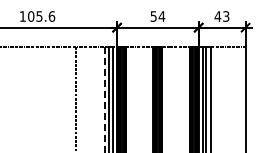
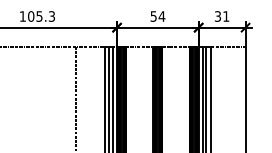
text: 105.6 -> 105.3 (51, 16)
text: 43 -> 31 (221, 16)
line: dashed -> solid (104, 99)
